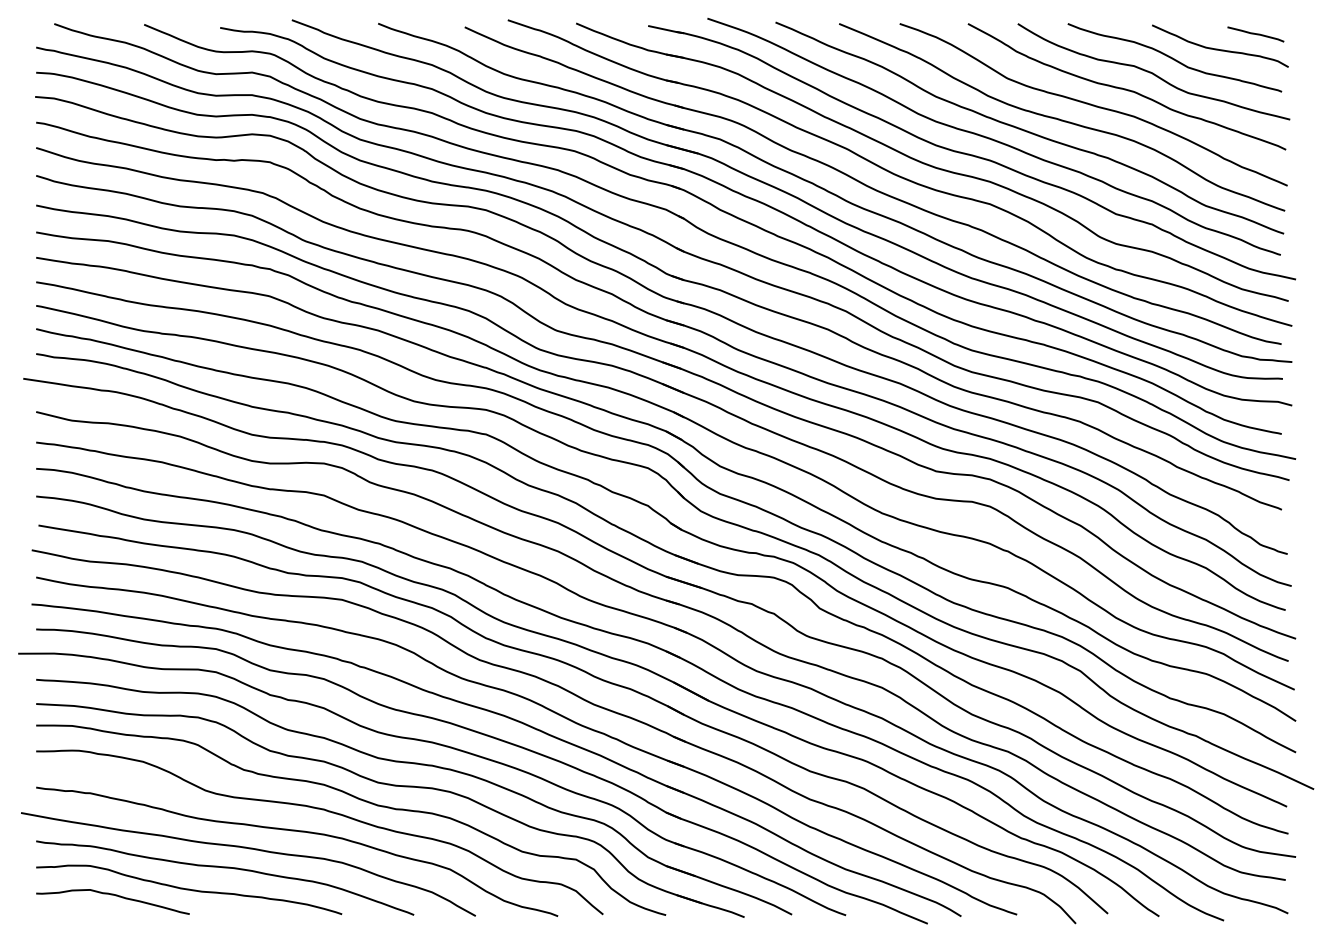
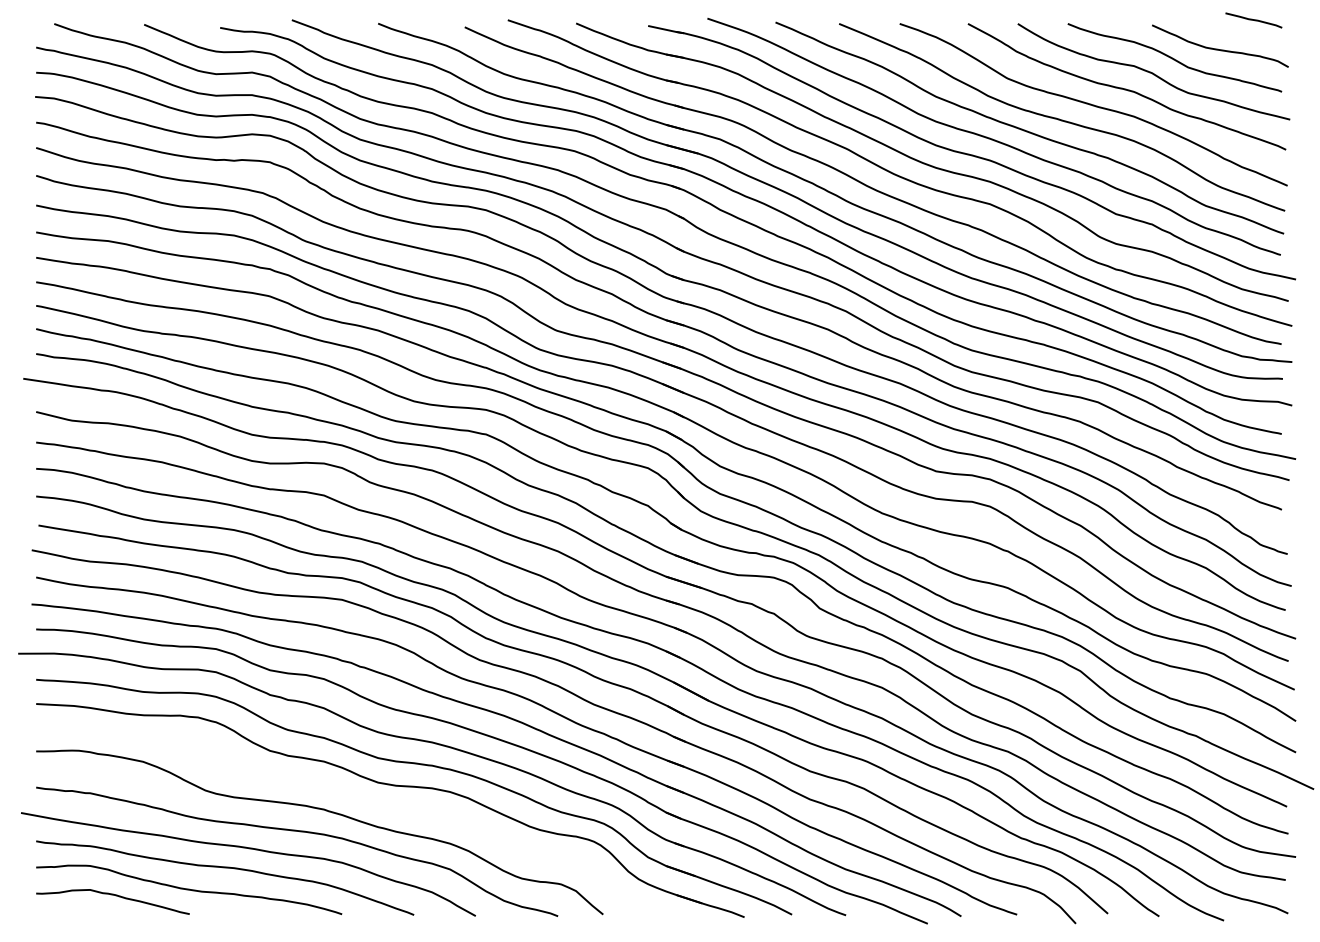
curve position: (1255, 34) -> (1253, 20) (1253, 20)
curve: present -> none (357, 799)
